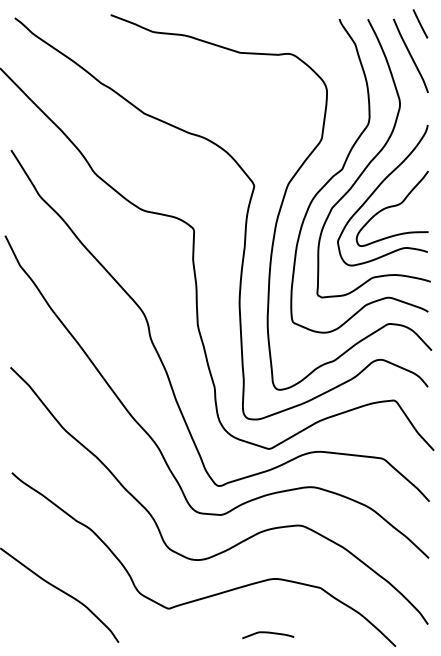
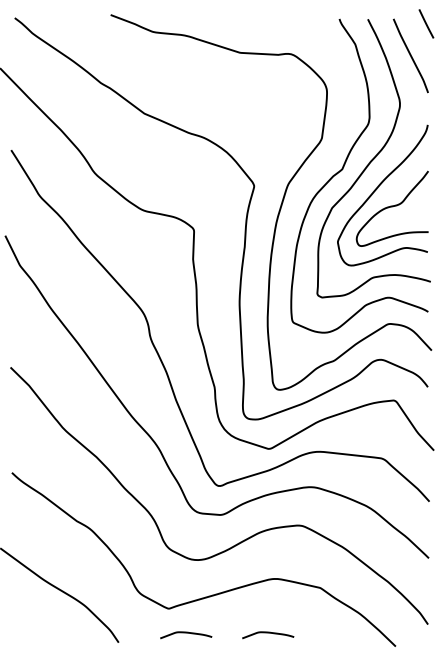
line position: (420, 23) -> (426, 23) (426, 23)
curve: none -> present (186, 633)
